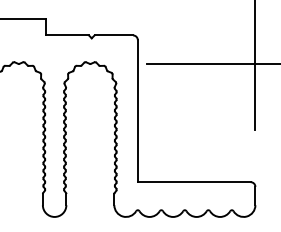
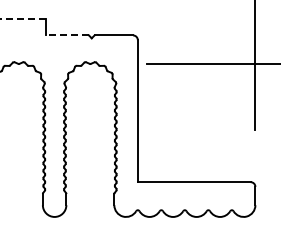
line: solid -> dashed (22, 19)
line: solid -> dashed (67, 35)
